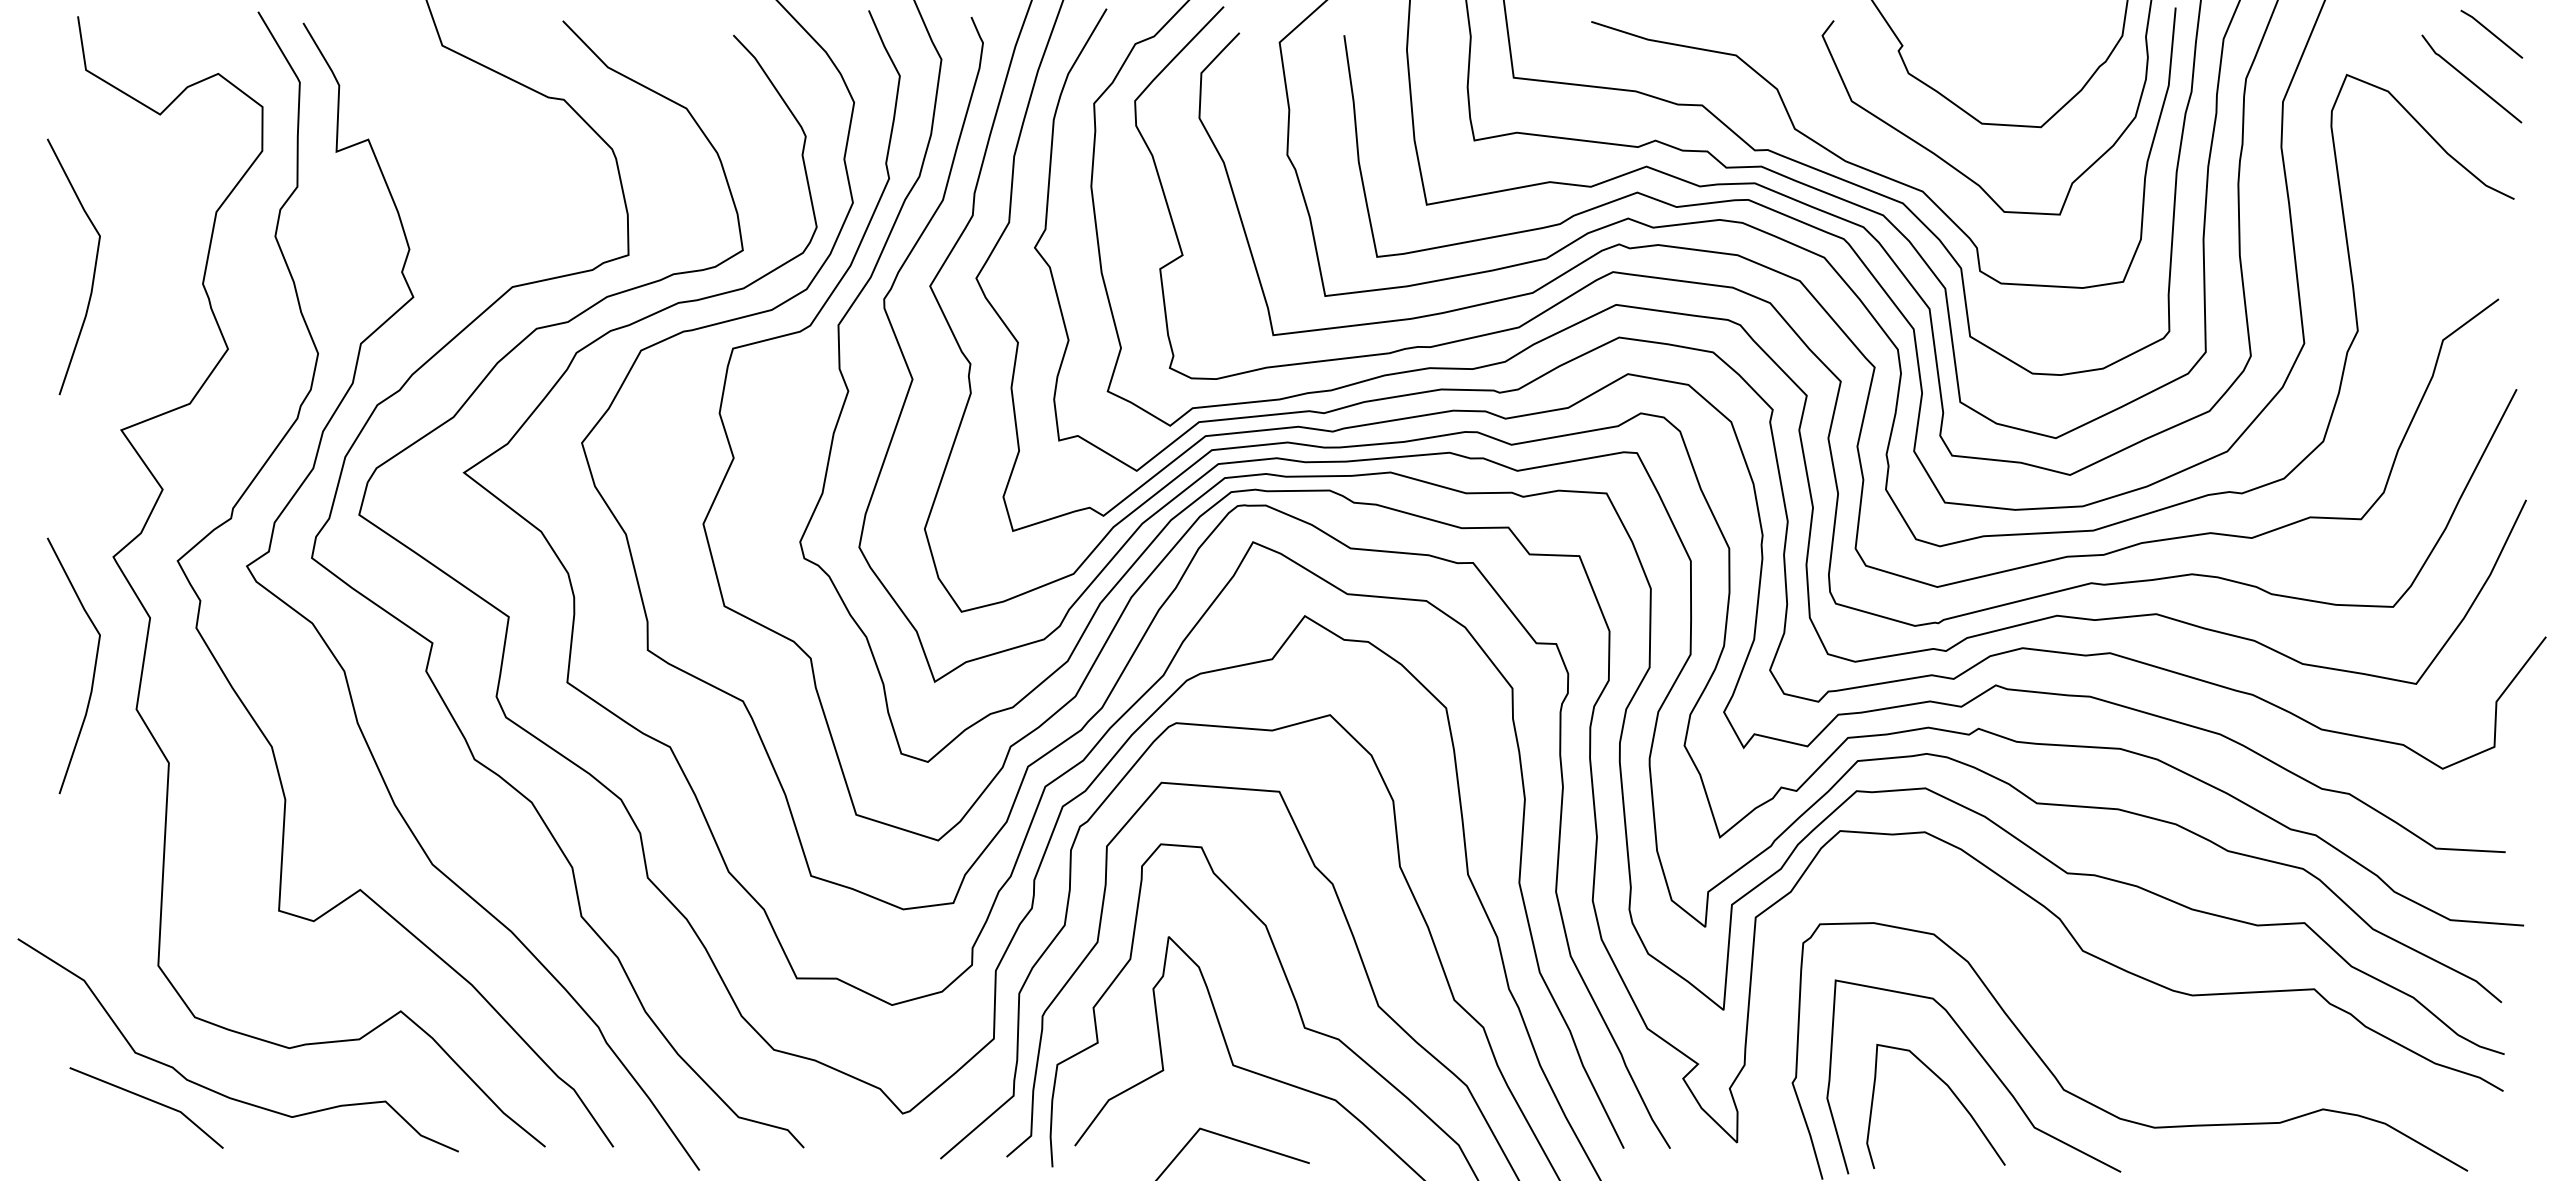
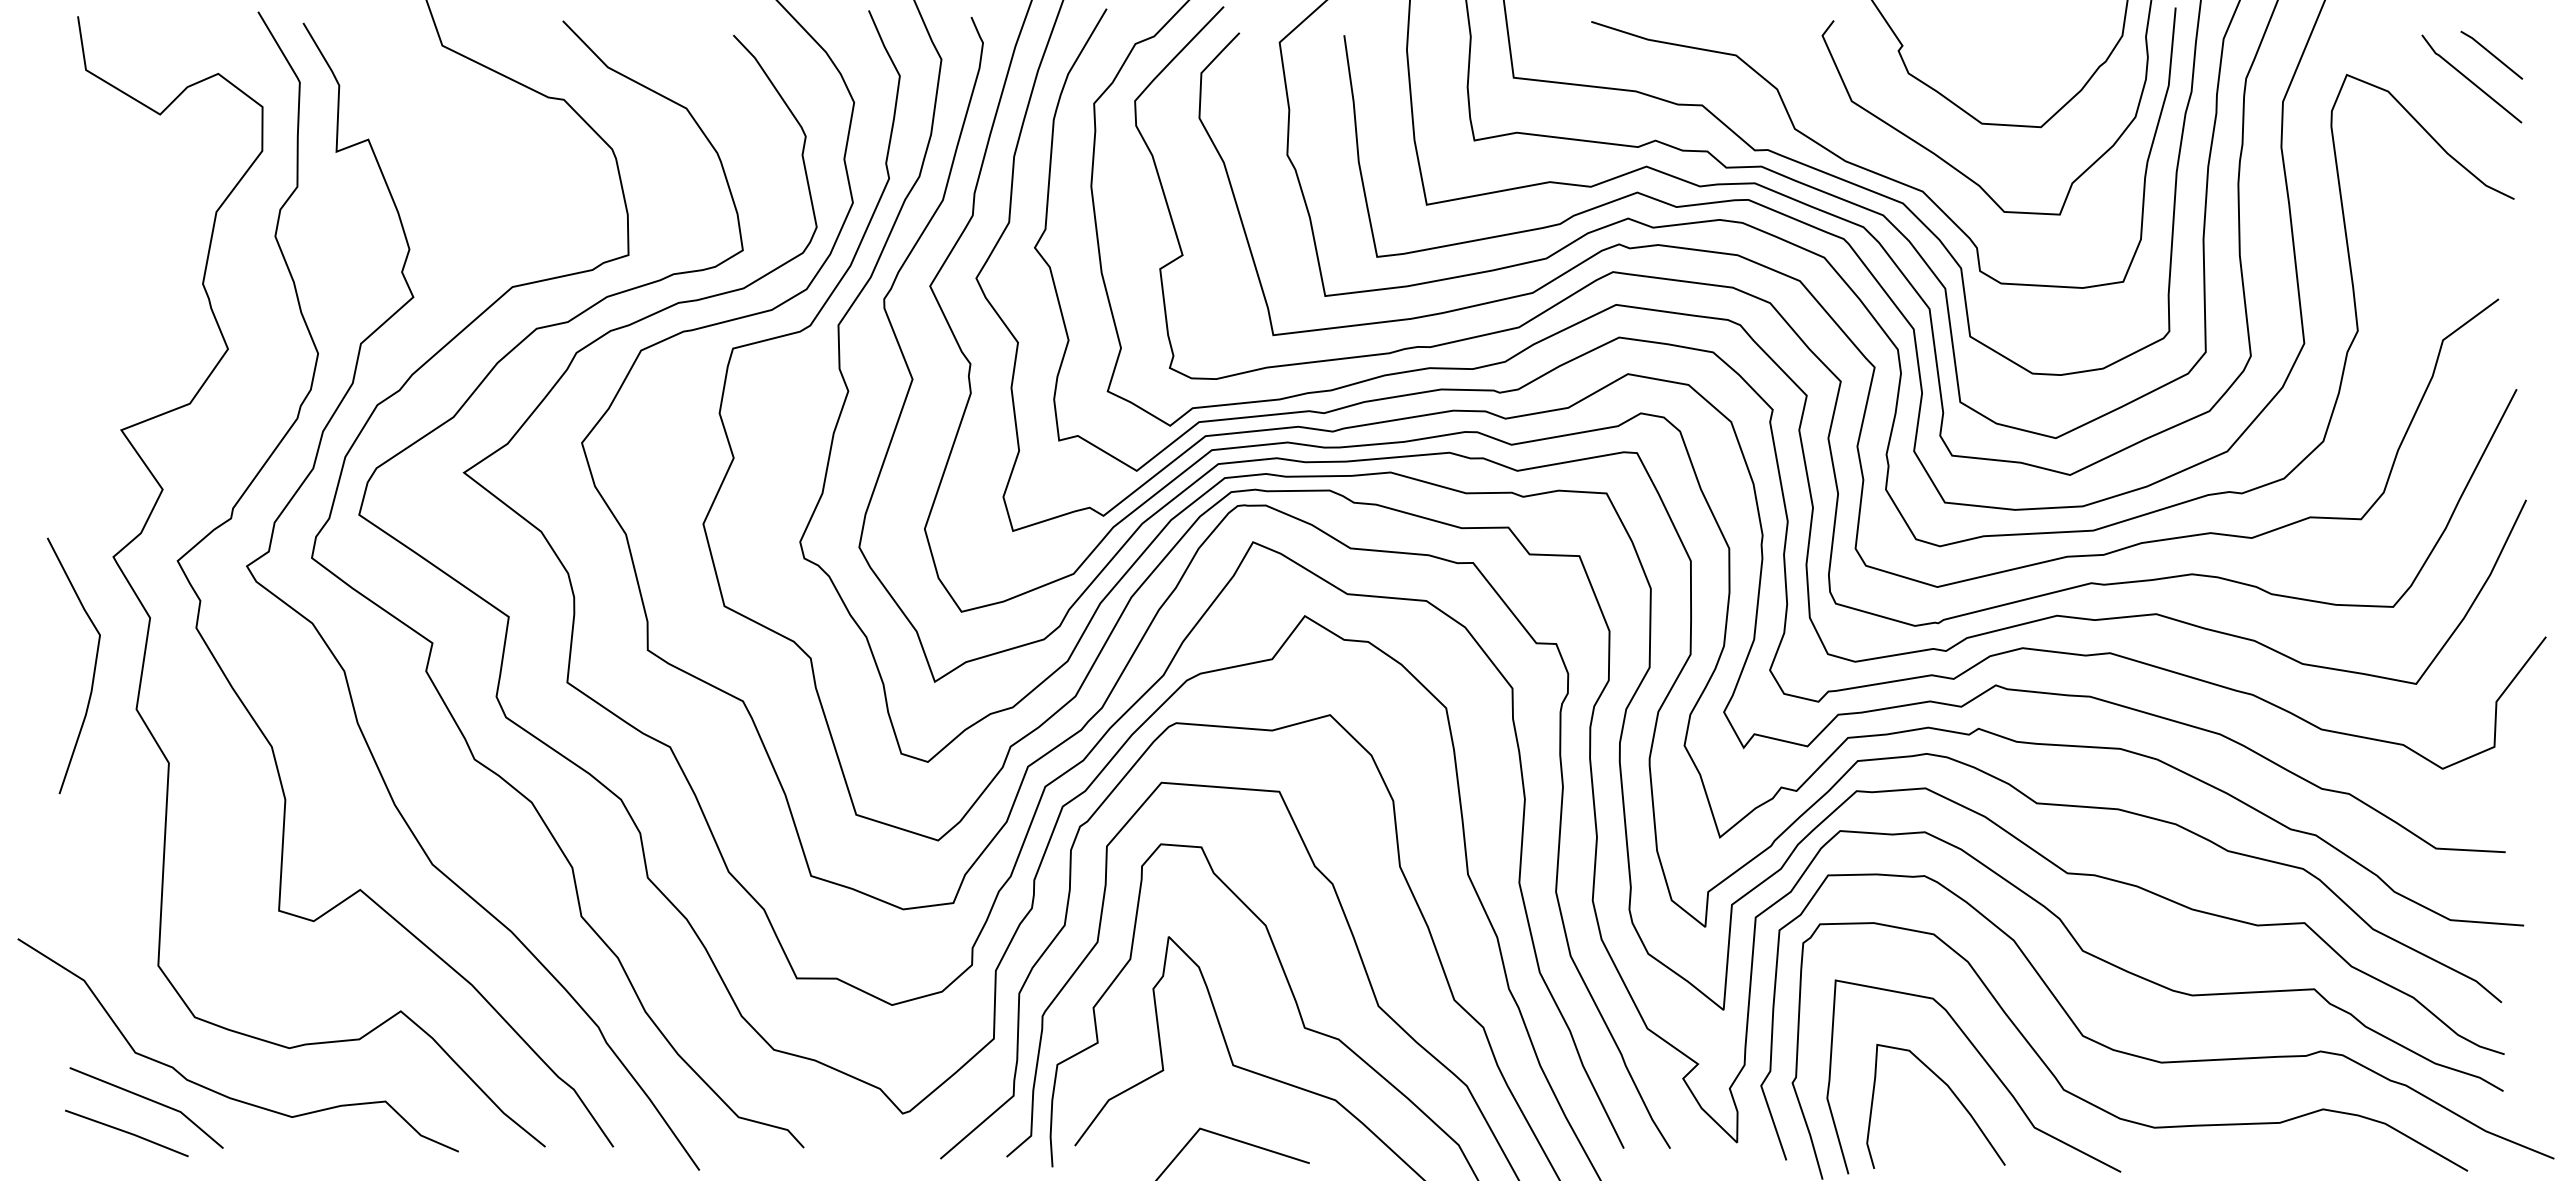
line position: (2491, 33) -> (2491, 54) (2491, 54)
curve: present -> none (93, 271)
curve: none -> present (2146, 1057)
line: none -> present (126, 1133)
